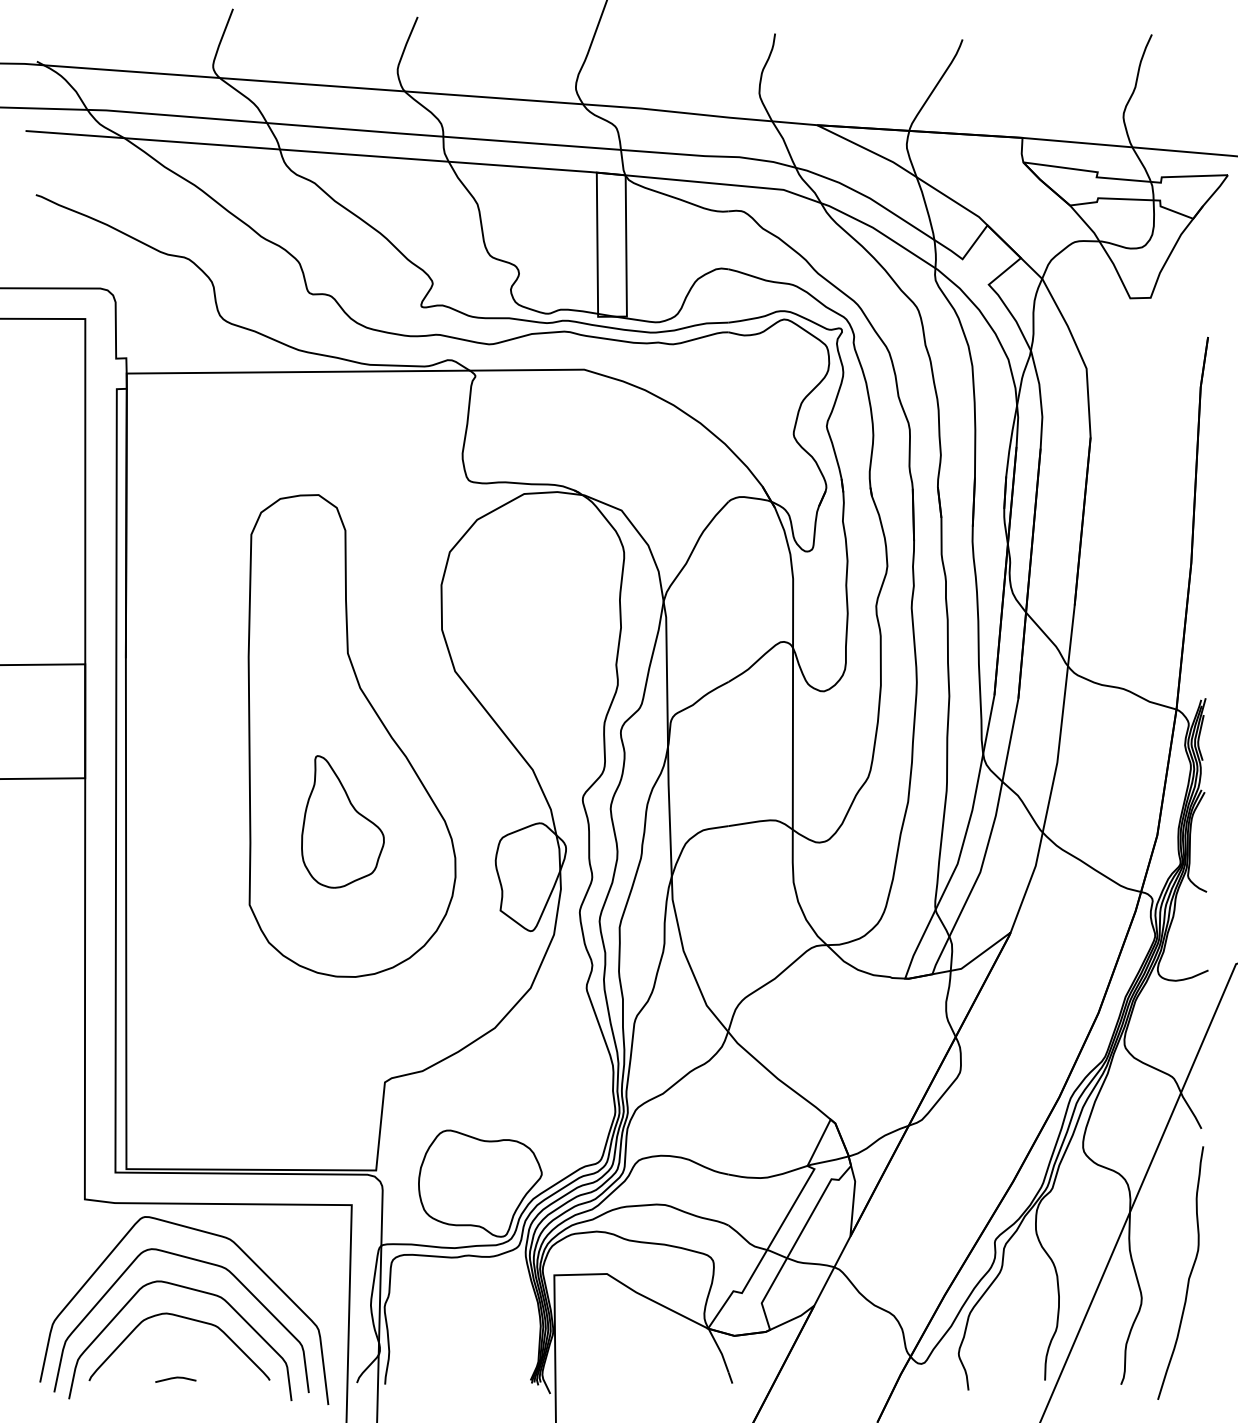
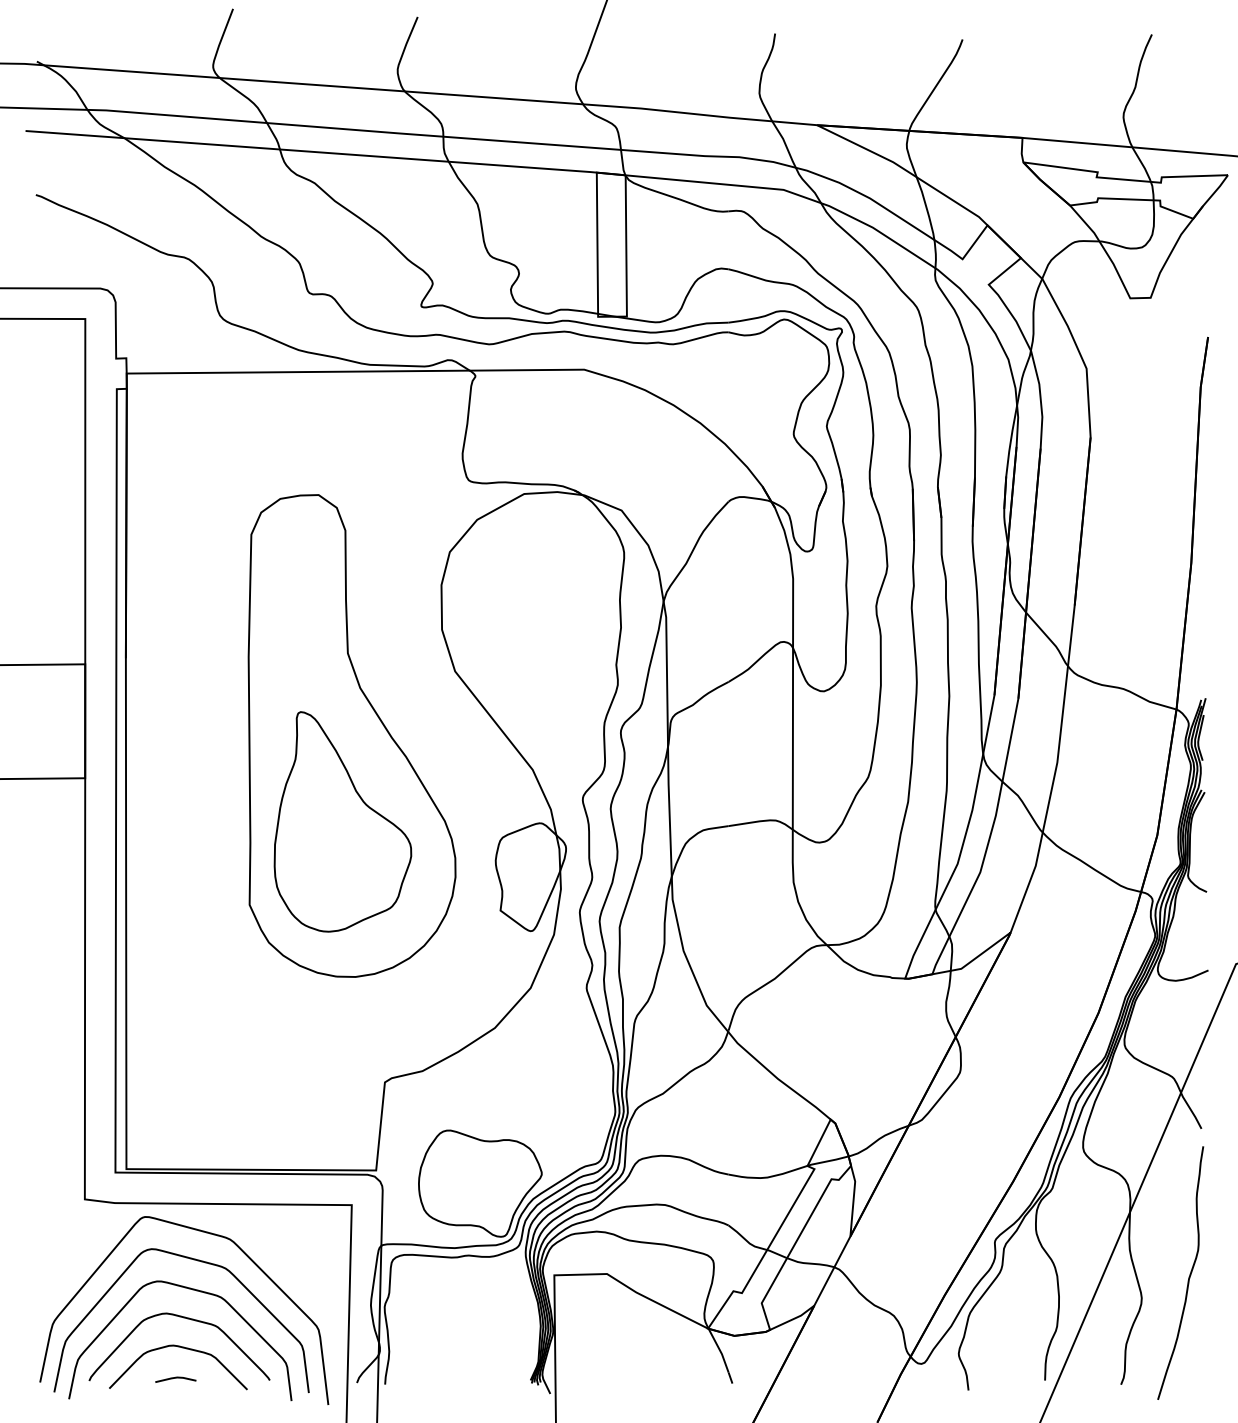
part size: 84x134 px -> 140x222 px (342, 821)
curve: none -> present (182, 1348)
